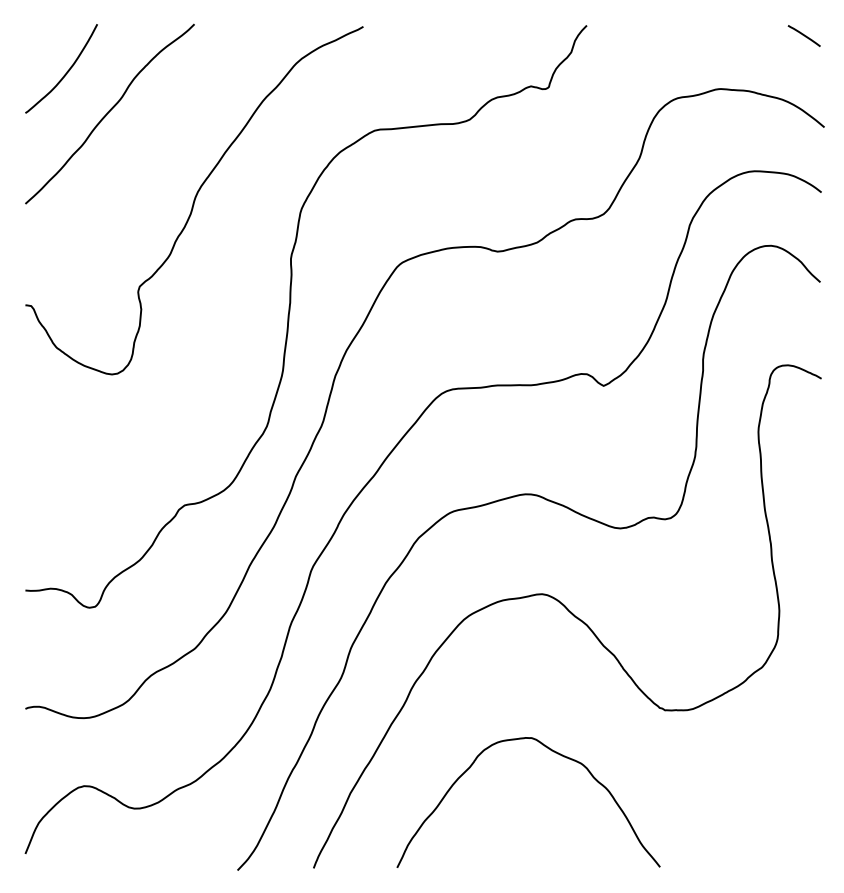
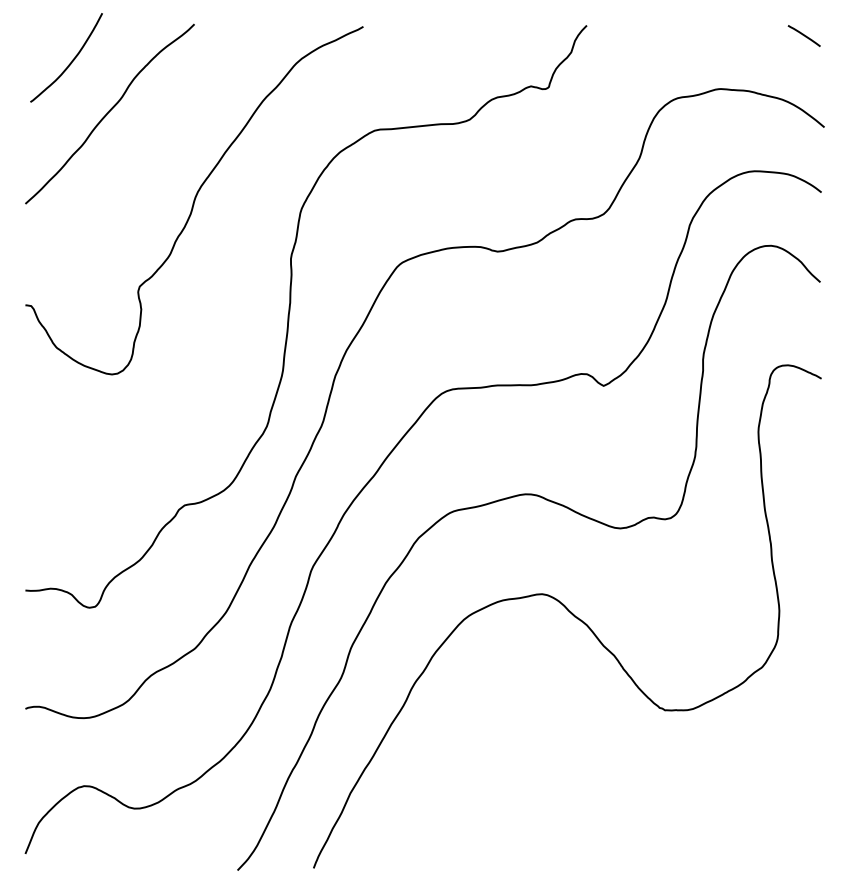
curve position: (66, 71) -> (71, 60) (71, 60)
curve: present -> none (553, 752)
